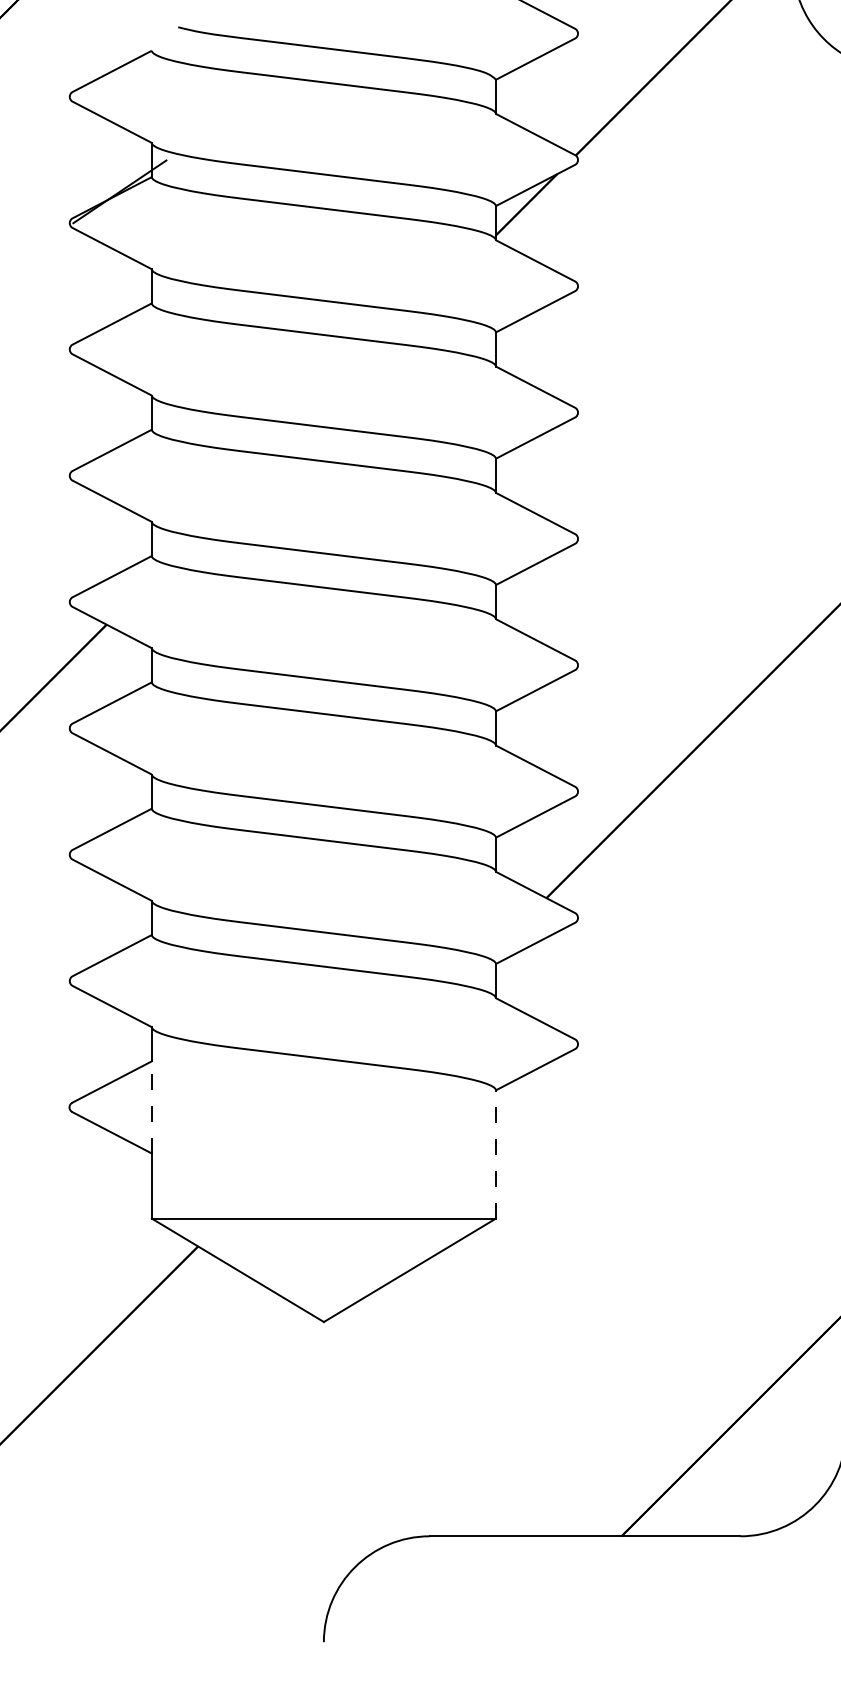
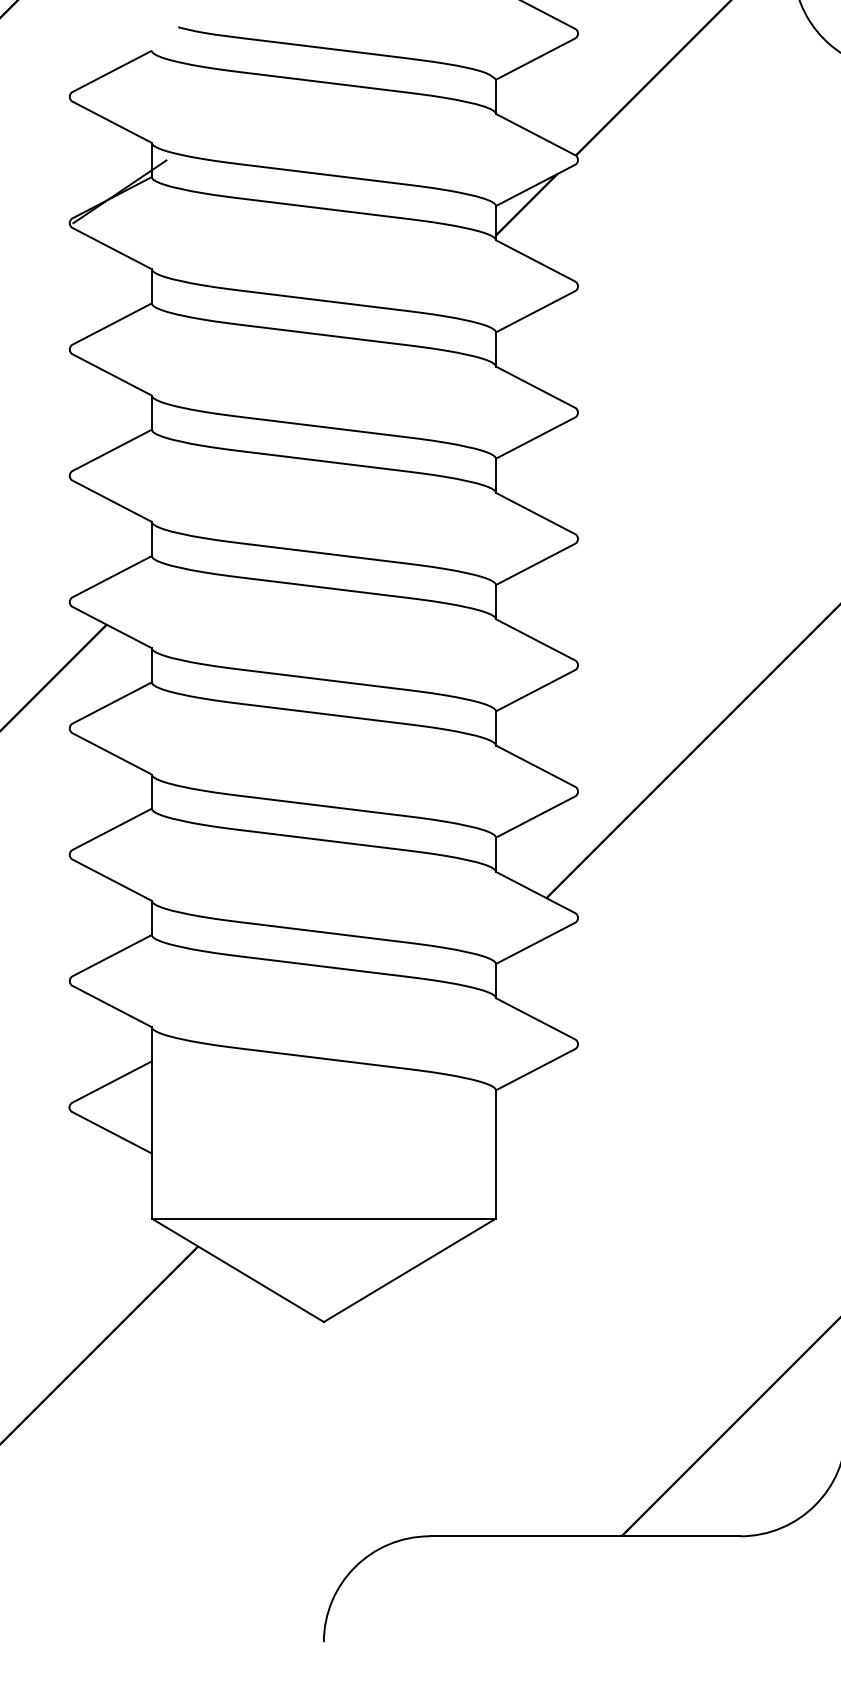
line: dashed -> solid (151, 1106)
line: dashed -> solid (495, 1153)
